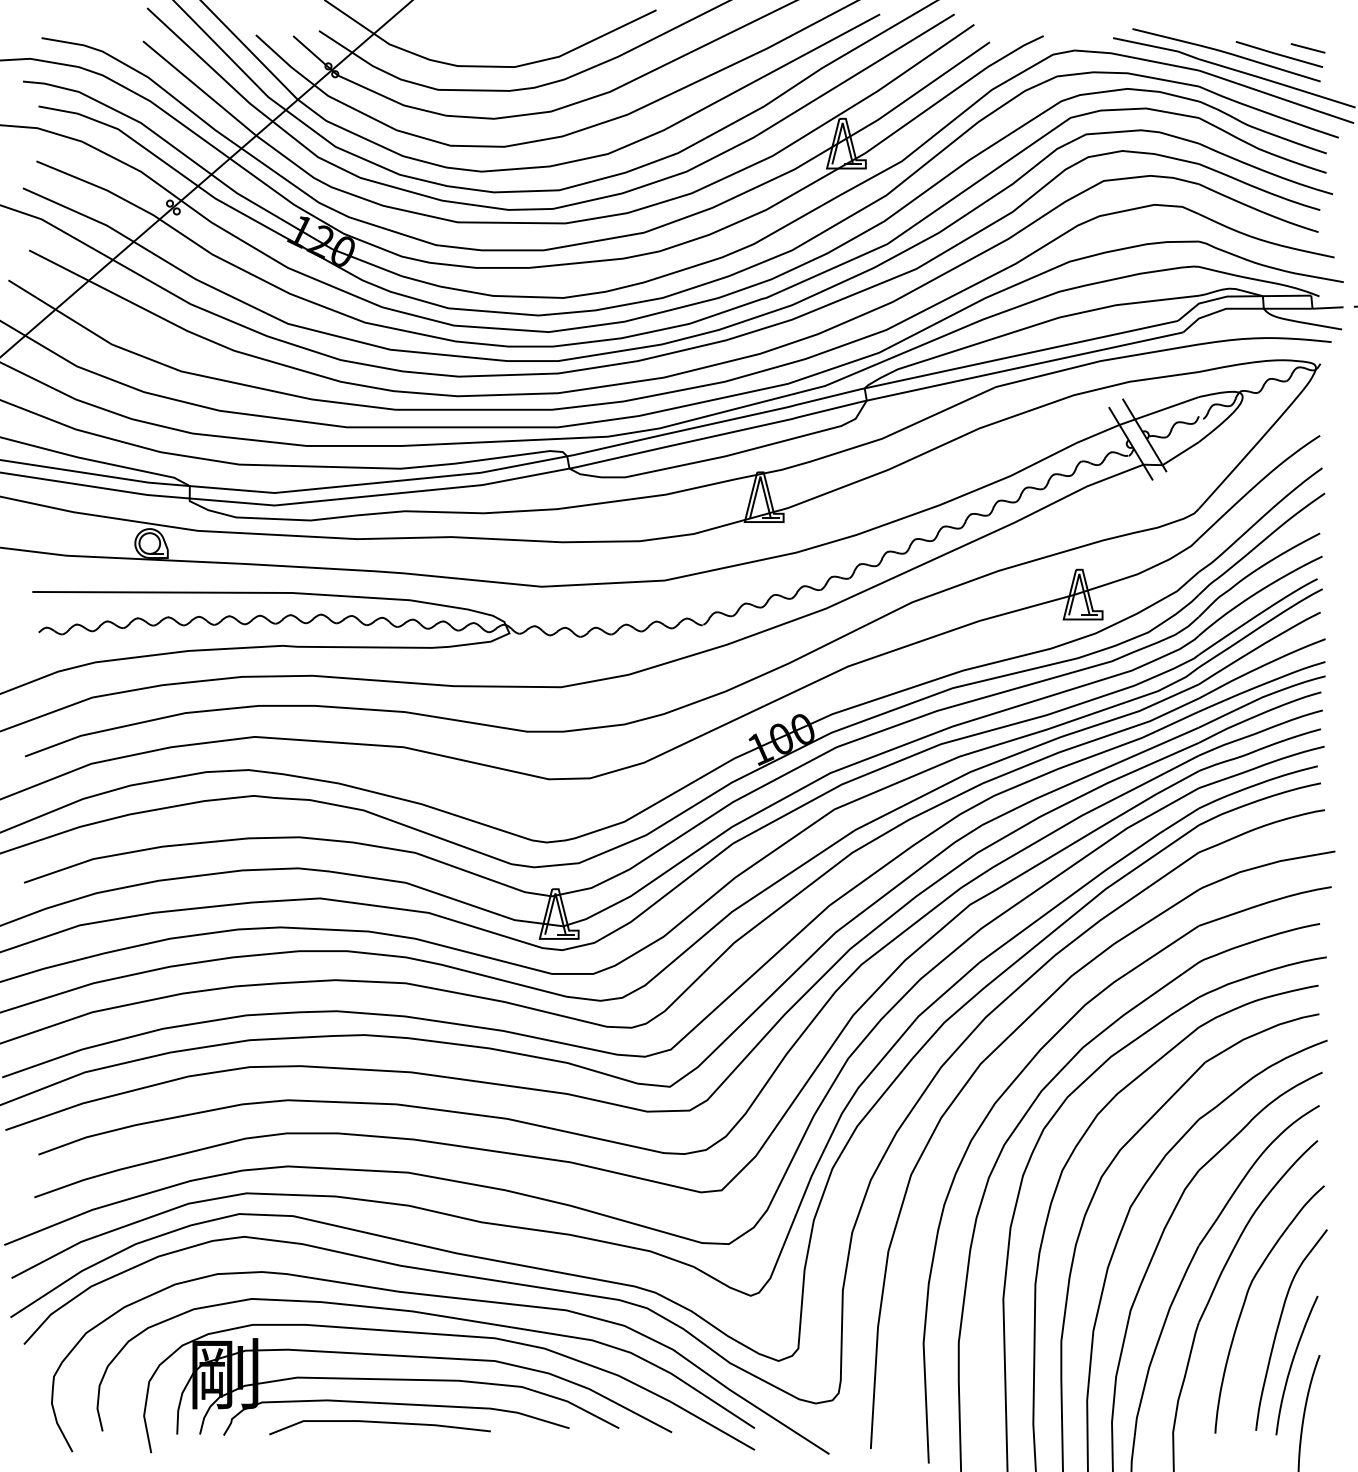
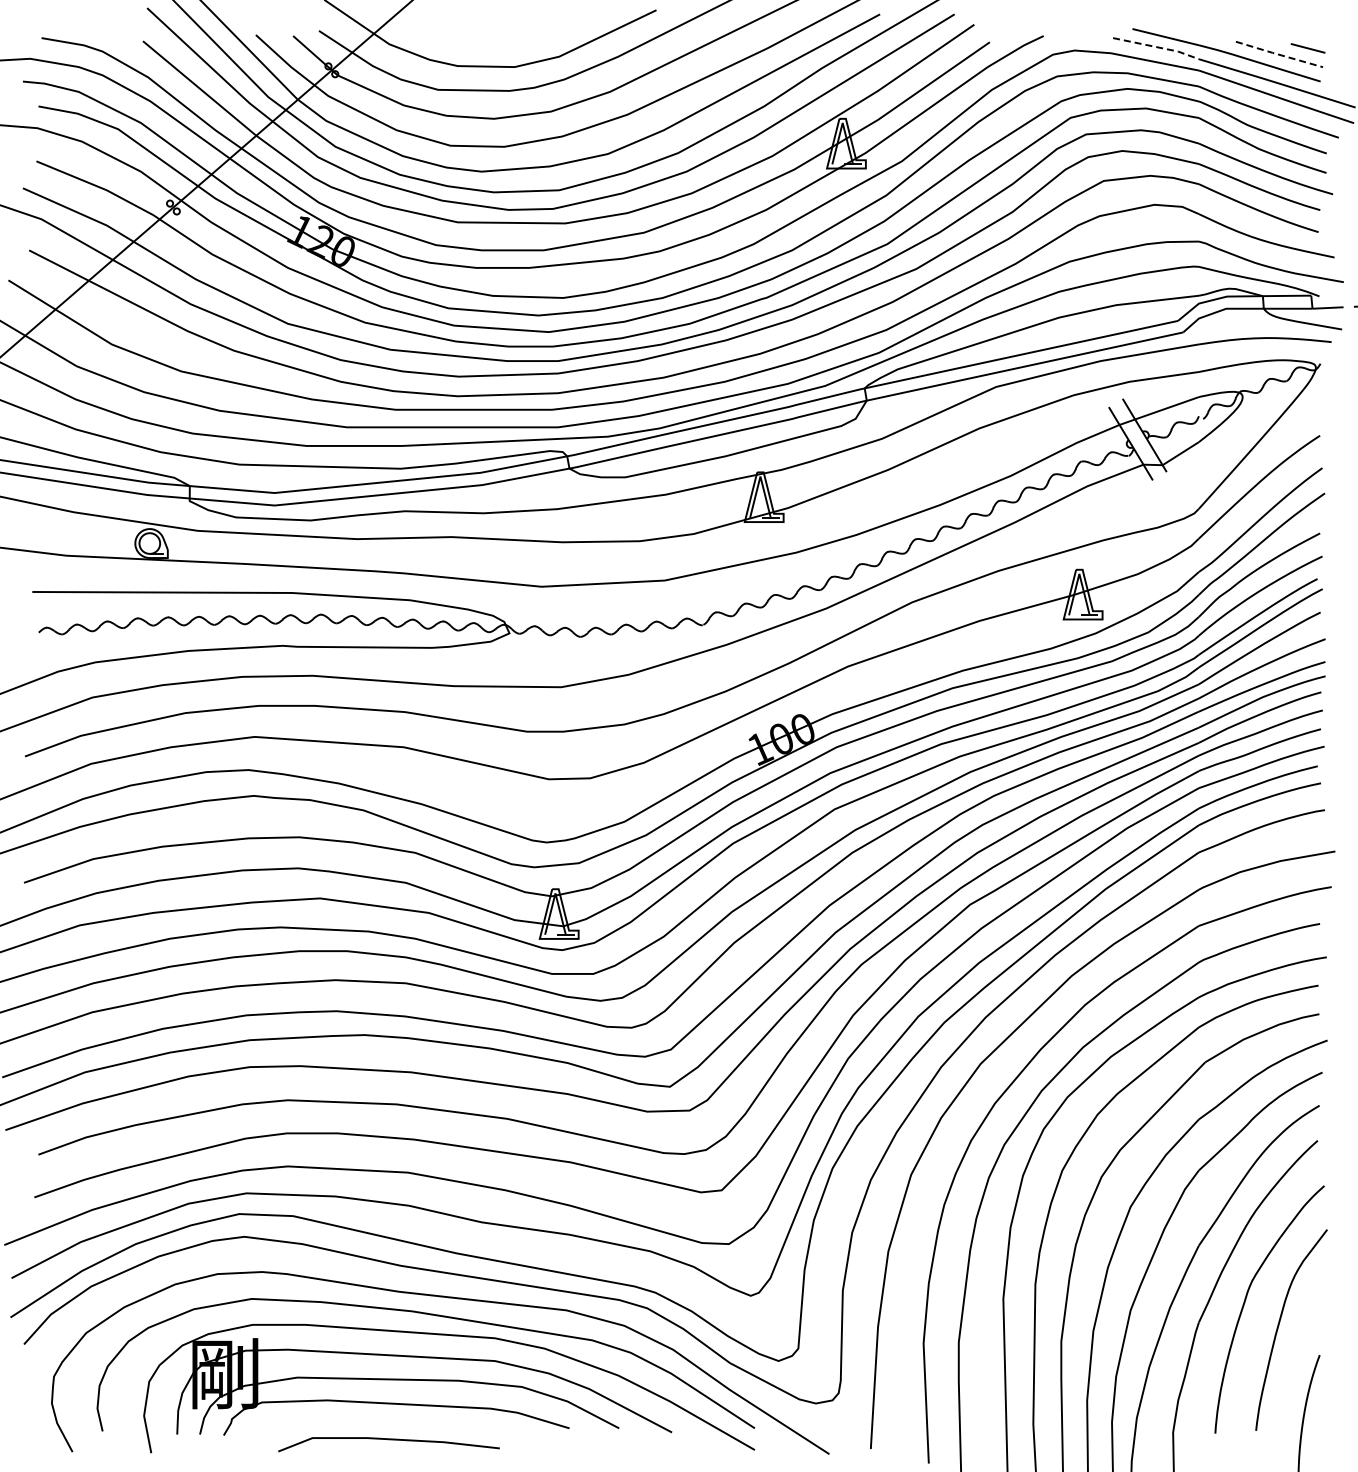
line: solid -> dashed (1157, 47)
line: solid -> dashed (1279, 54)
curve: present -> none (1292, 1365)
line position: (379, 1423) -> (388, 1440) (388, 1440)
